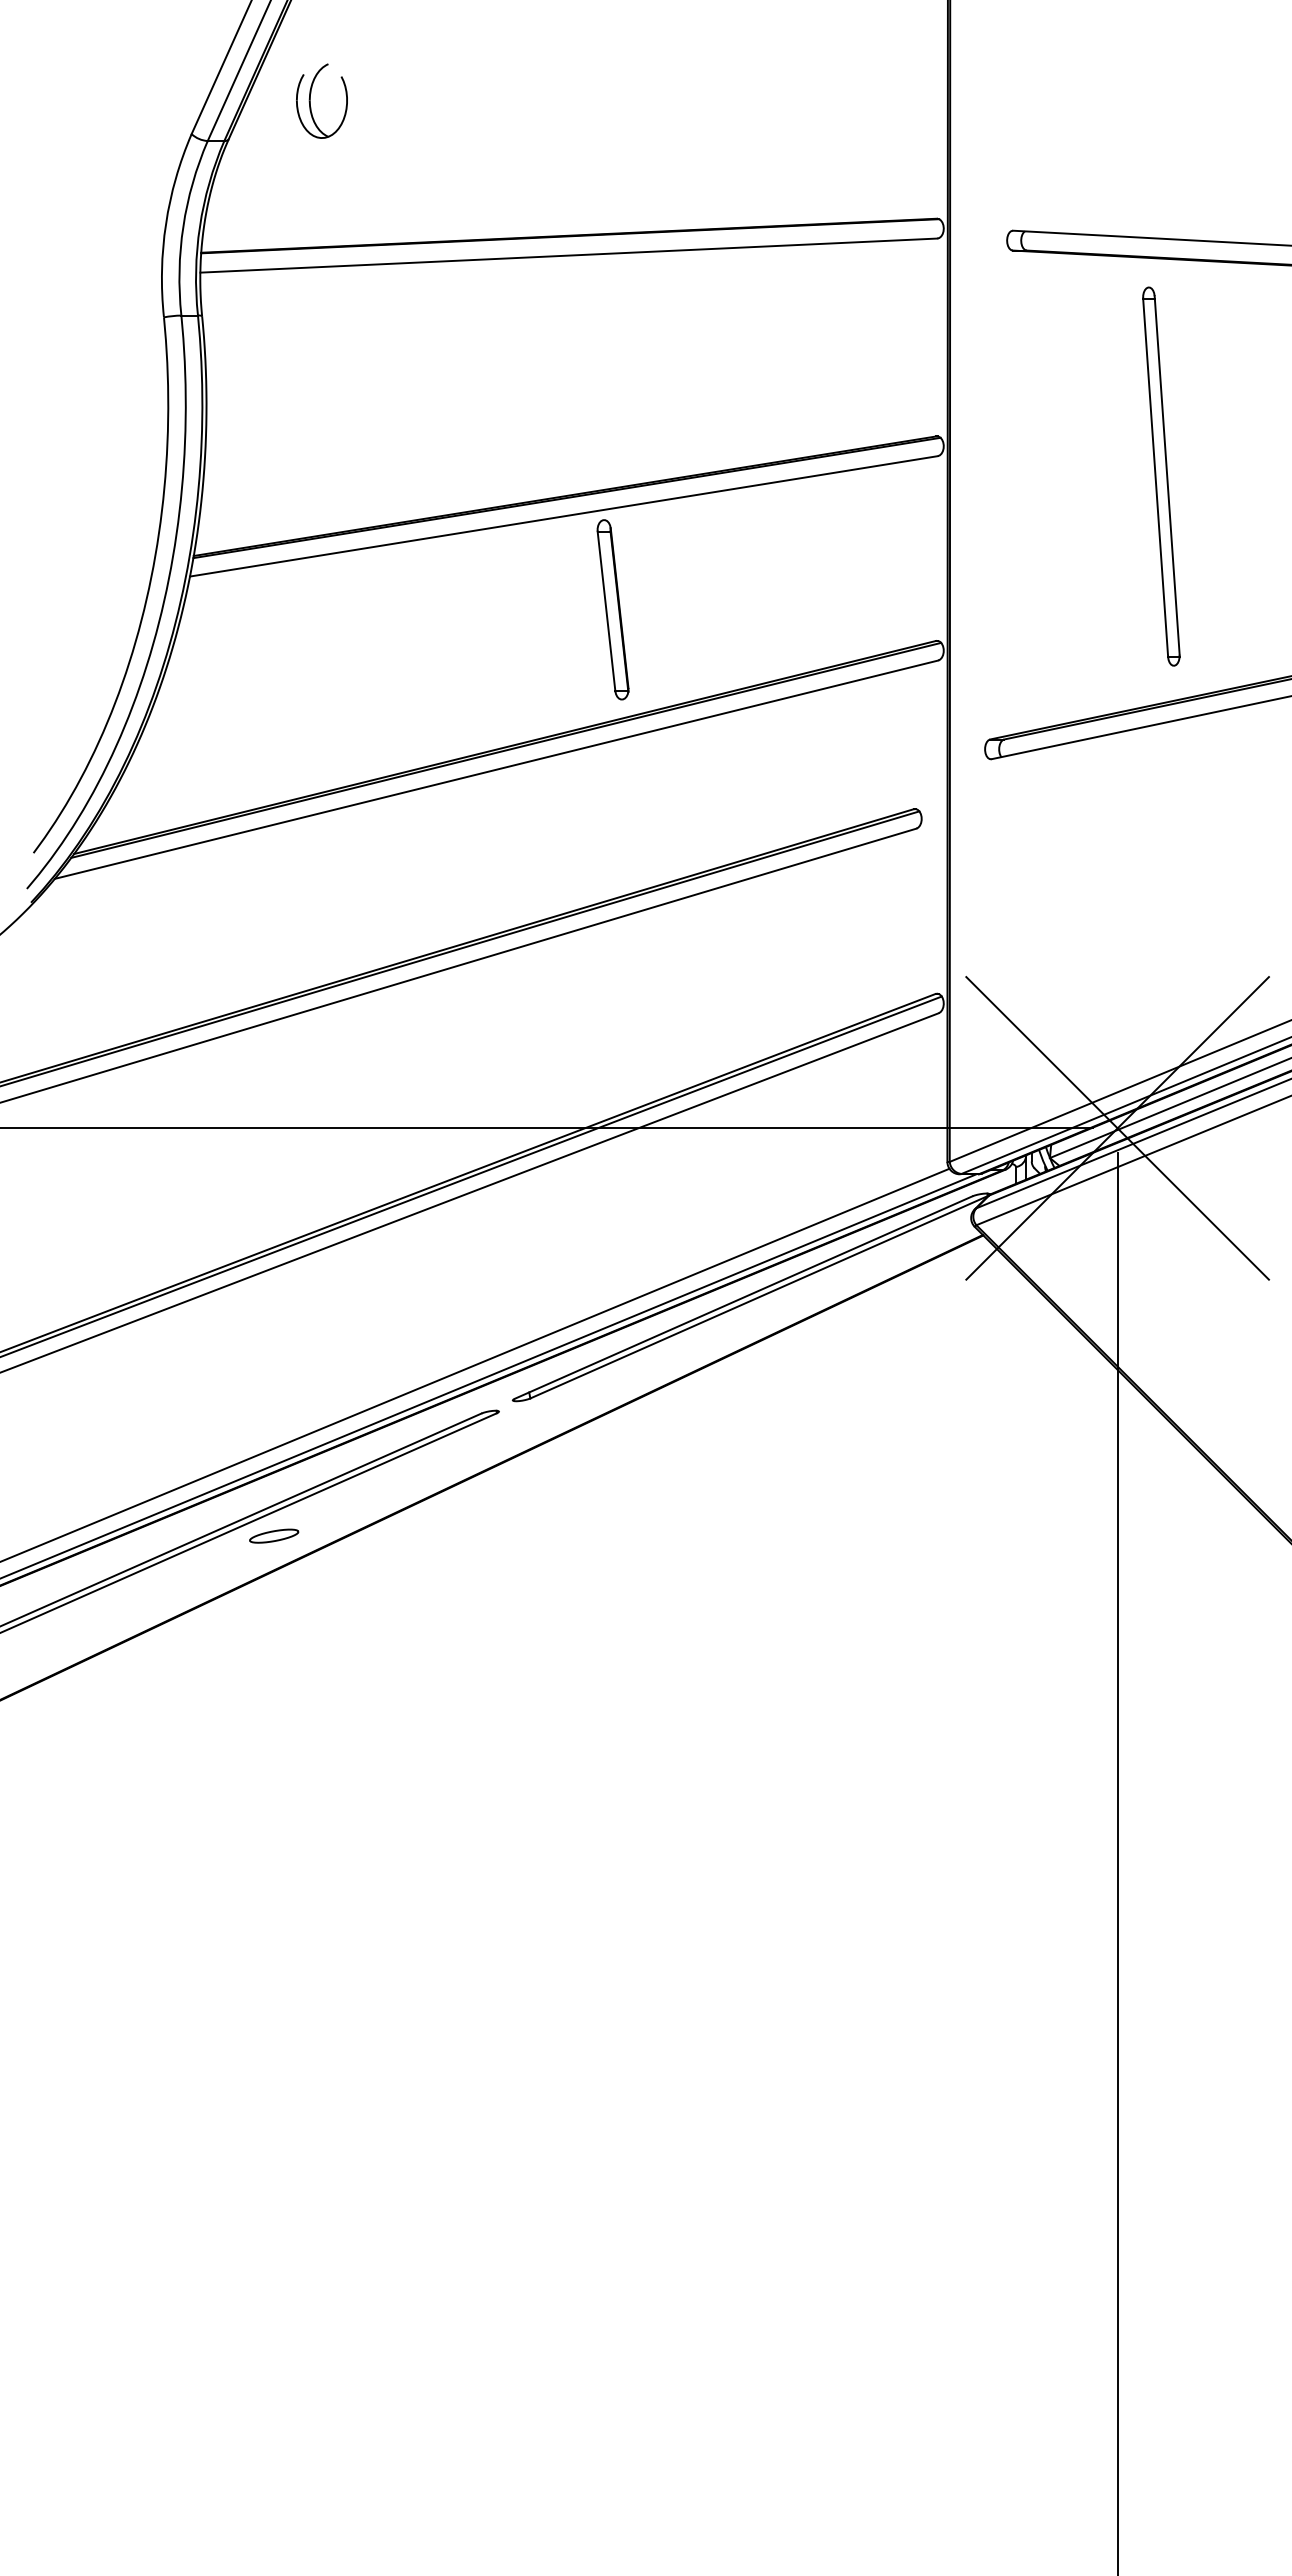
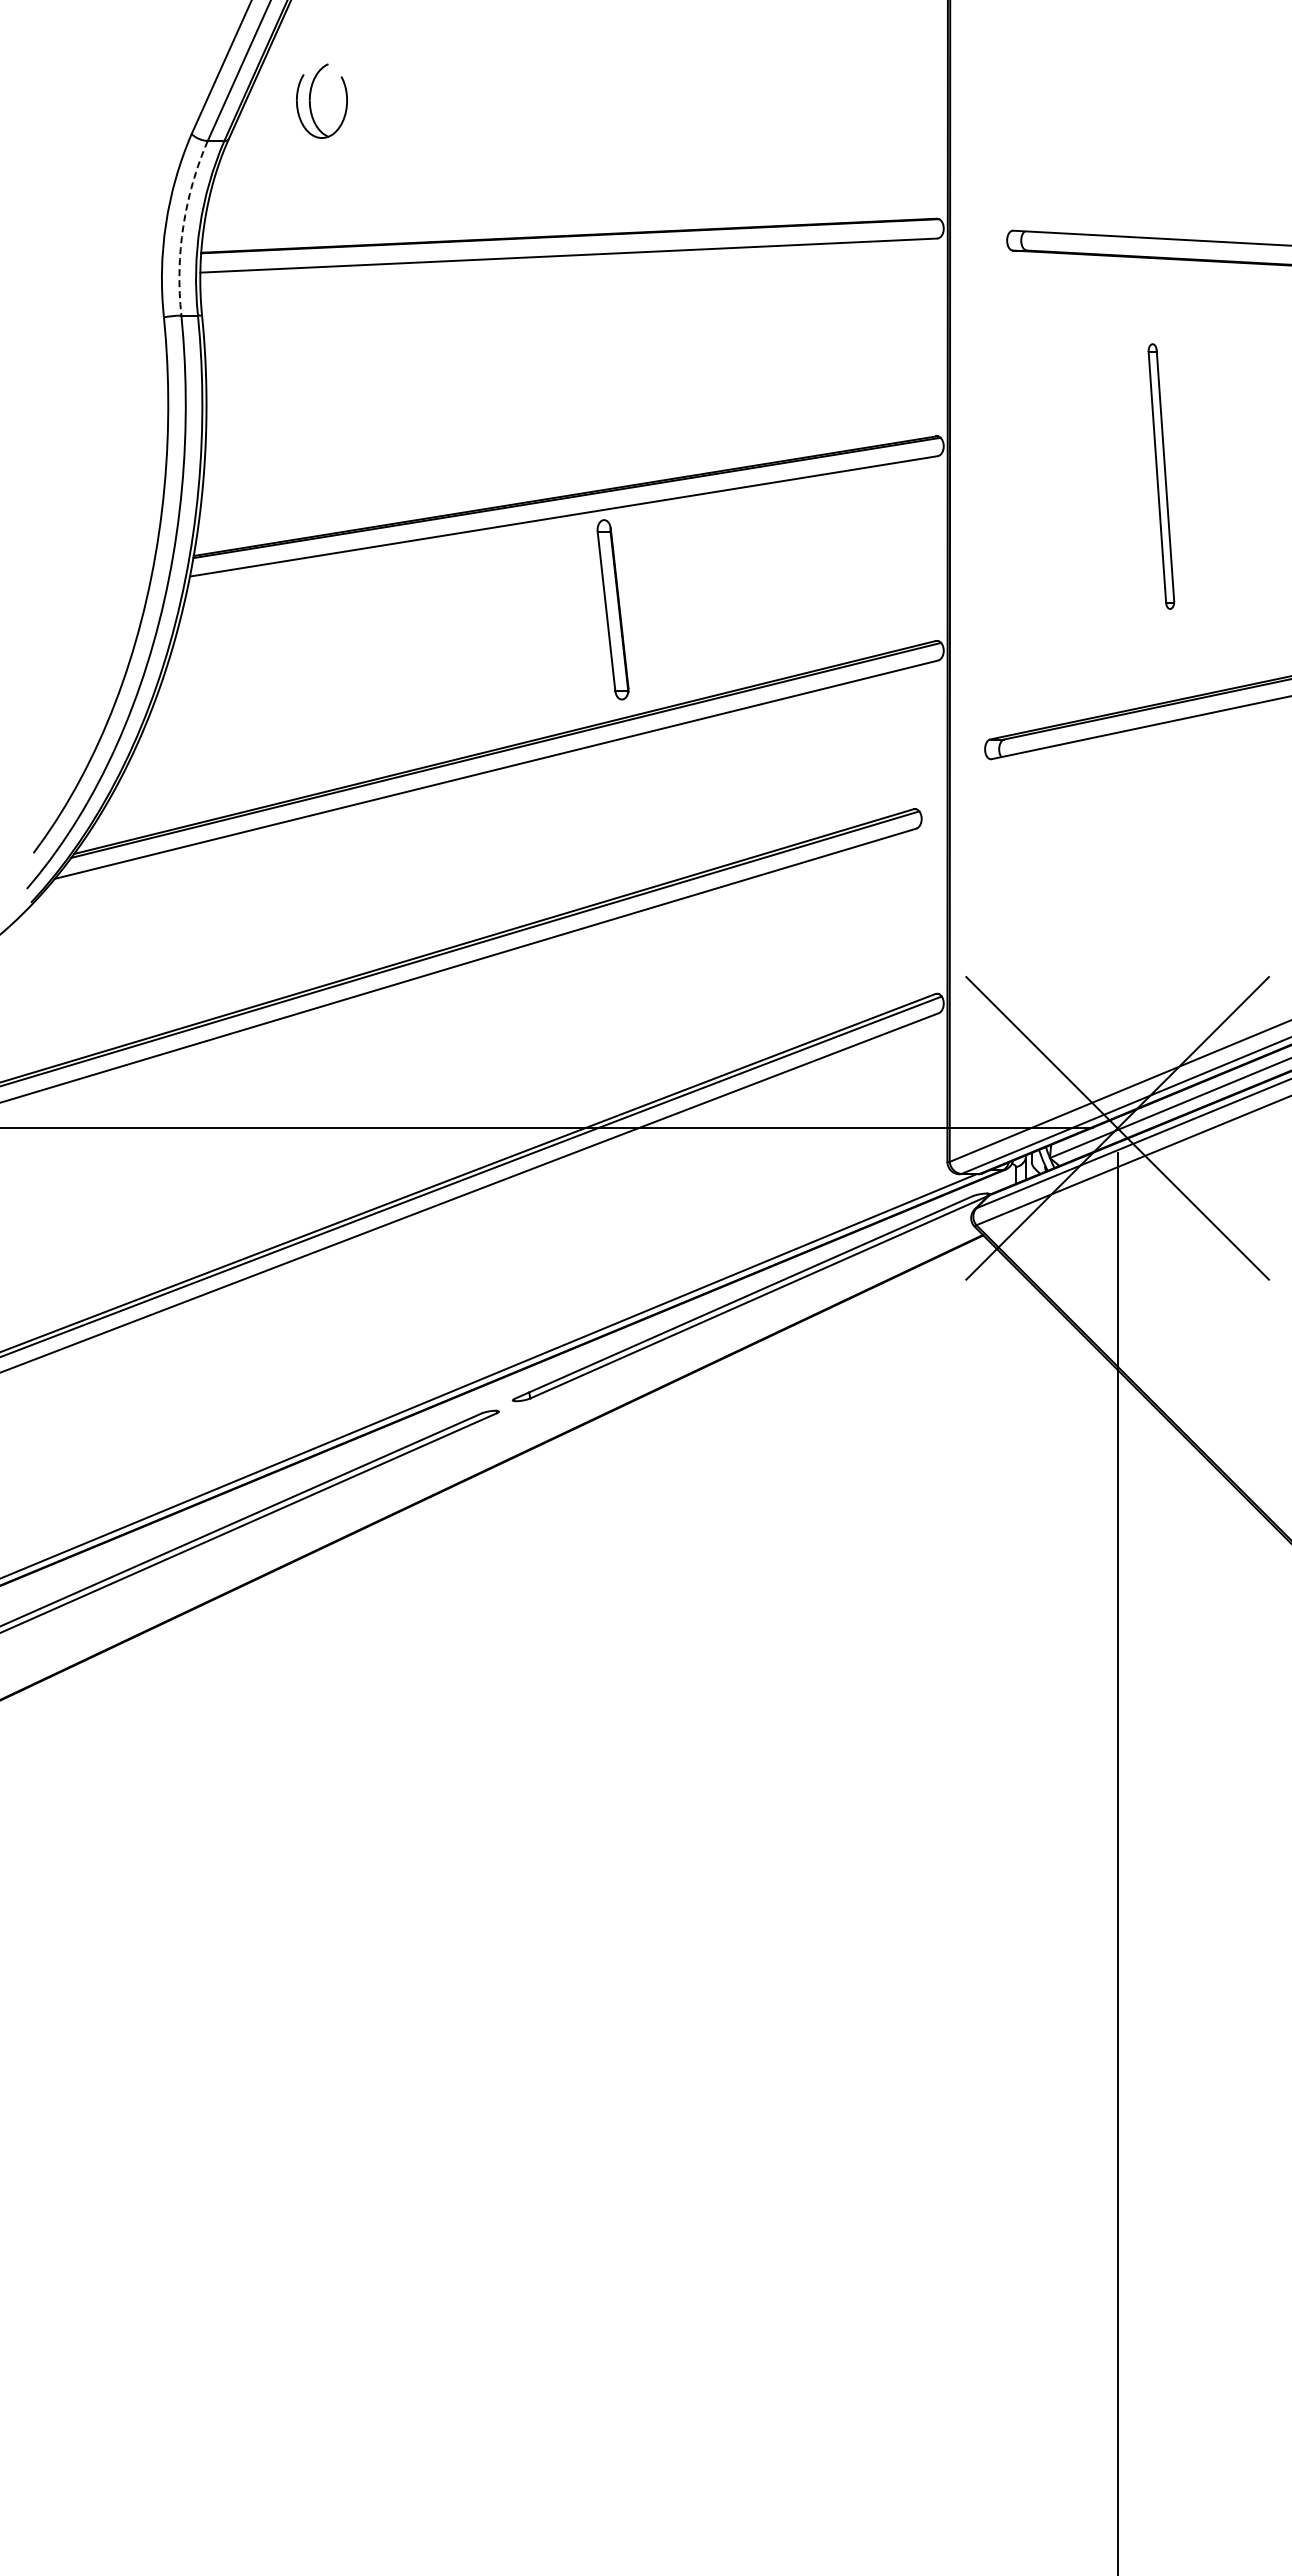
arc: solid -> dashed (183, 226)
part size: 39x381 px -> 29x267 px (1161, 476)
line: present -> none (475, 1364)
part: present -> none (274, 1535)
